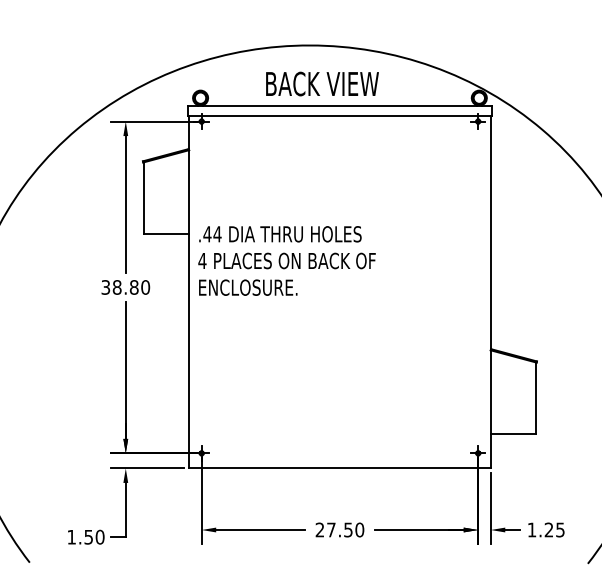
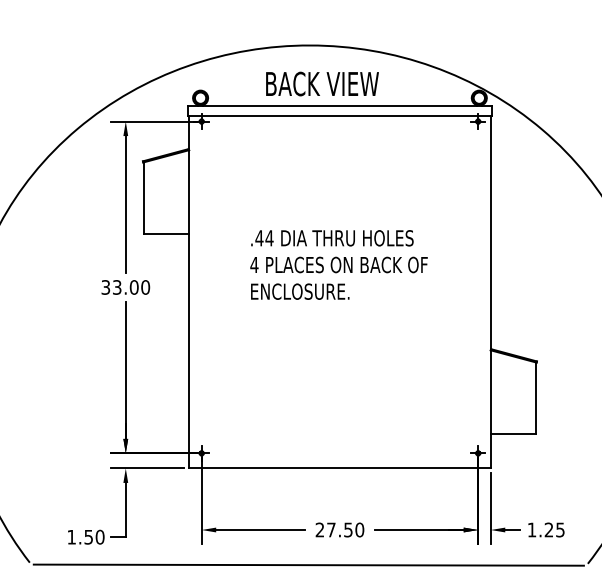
text position: (286, 260) -> (338, 264) (338, 264)
text: 38.80 -> 33.00 (125, 287)
line: none -> present (308, 564)
